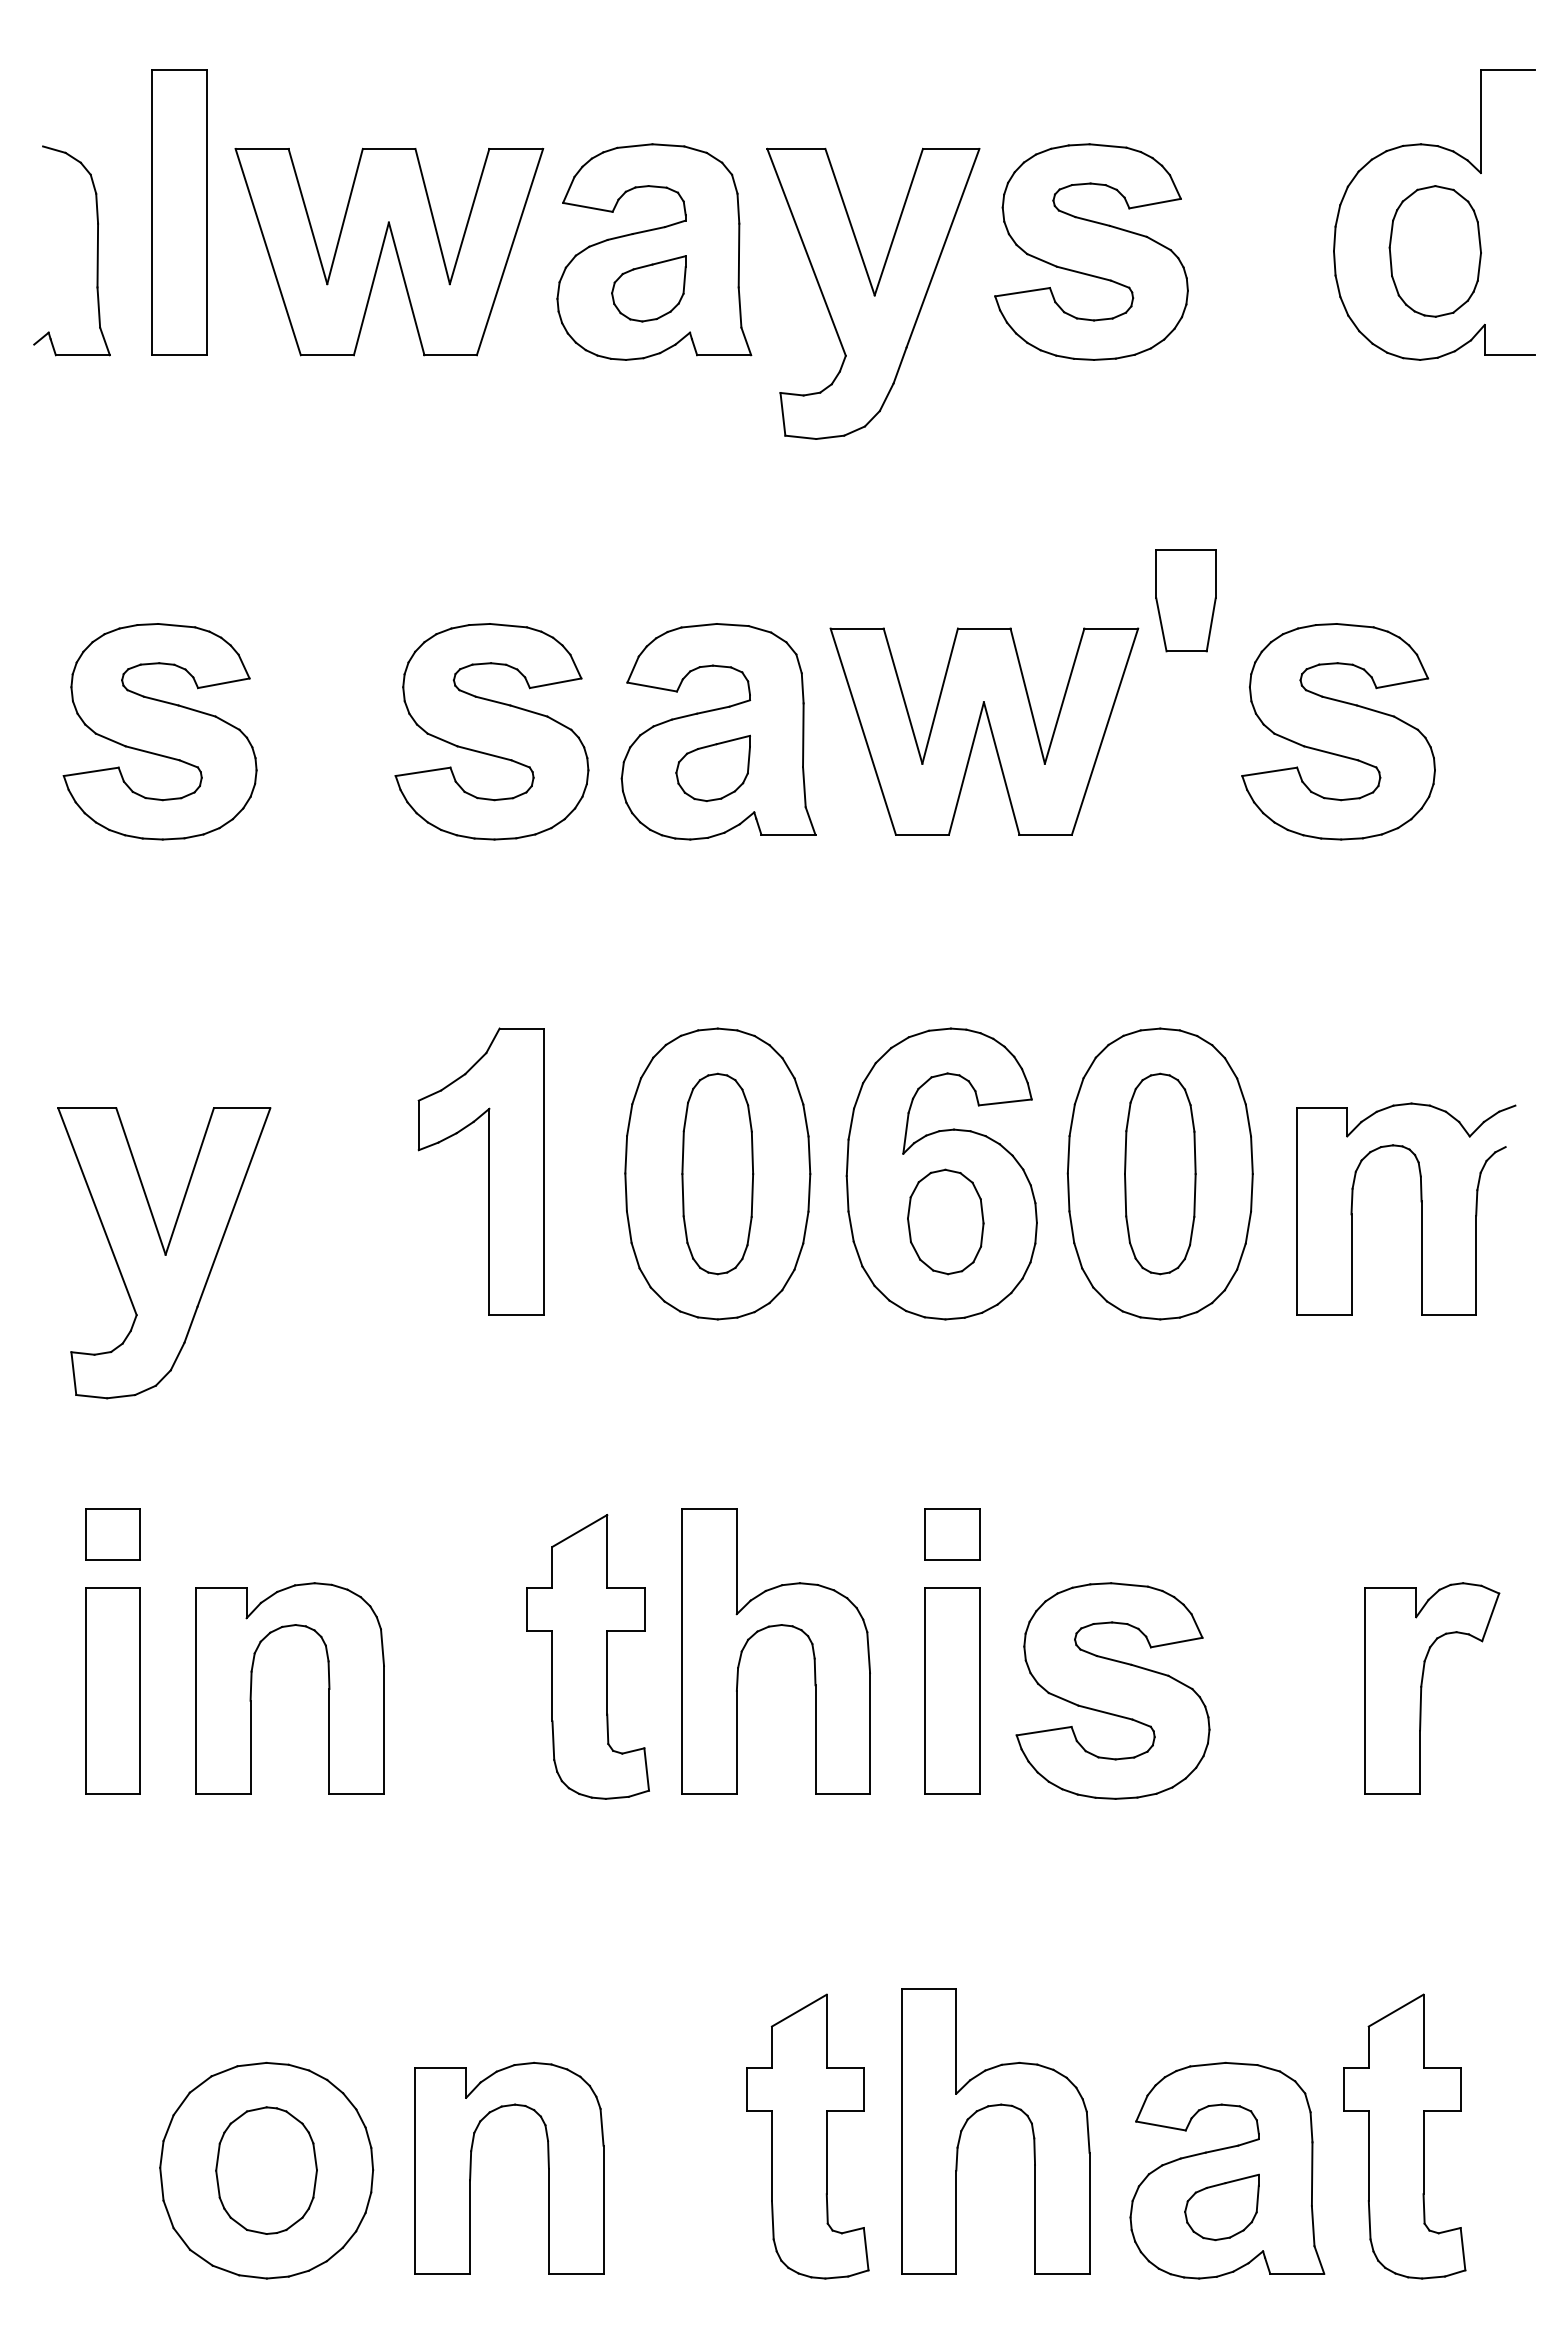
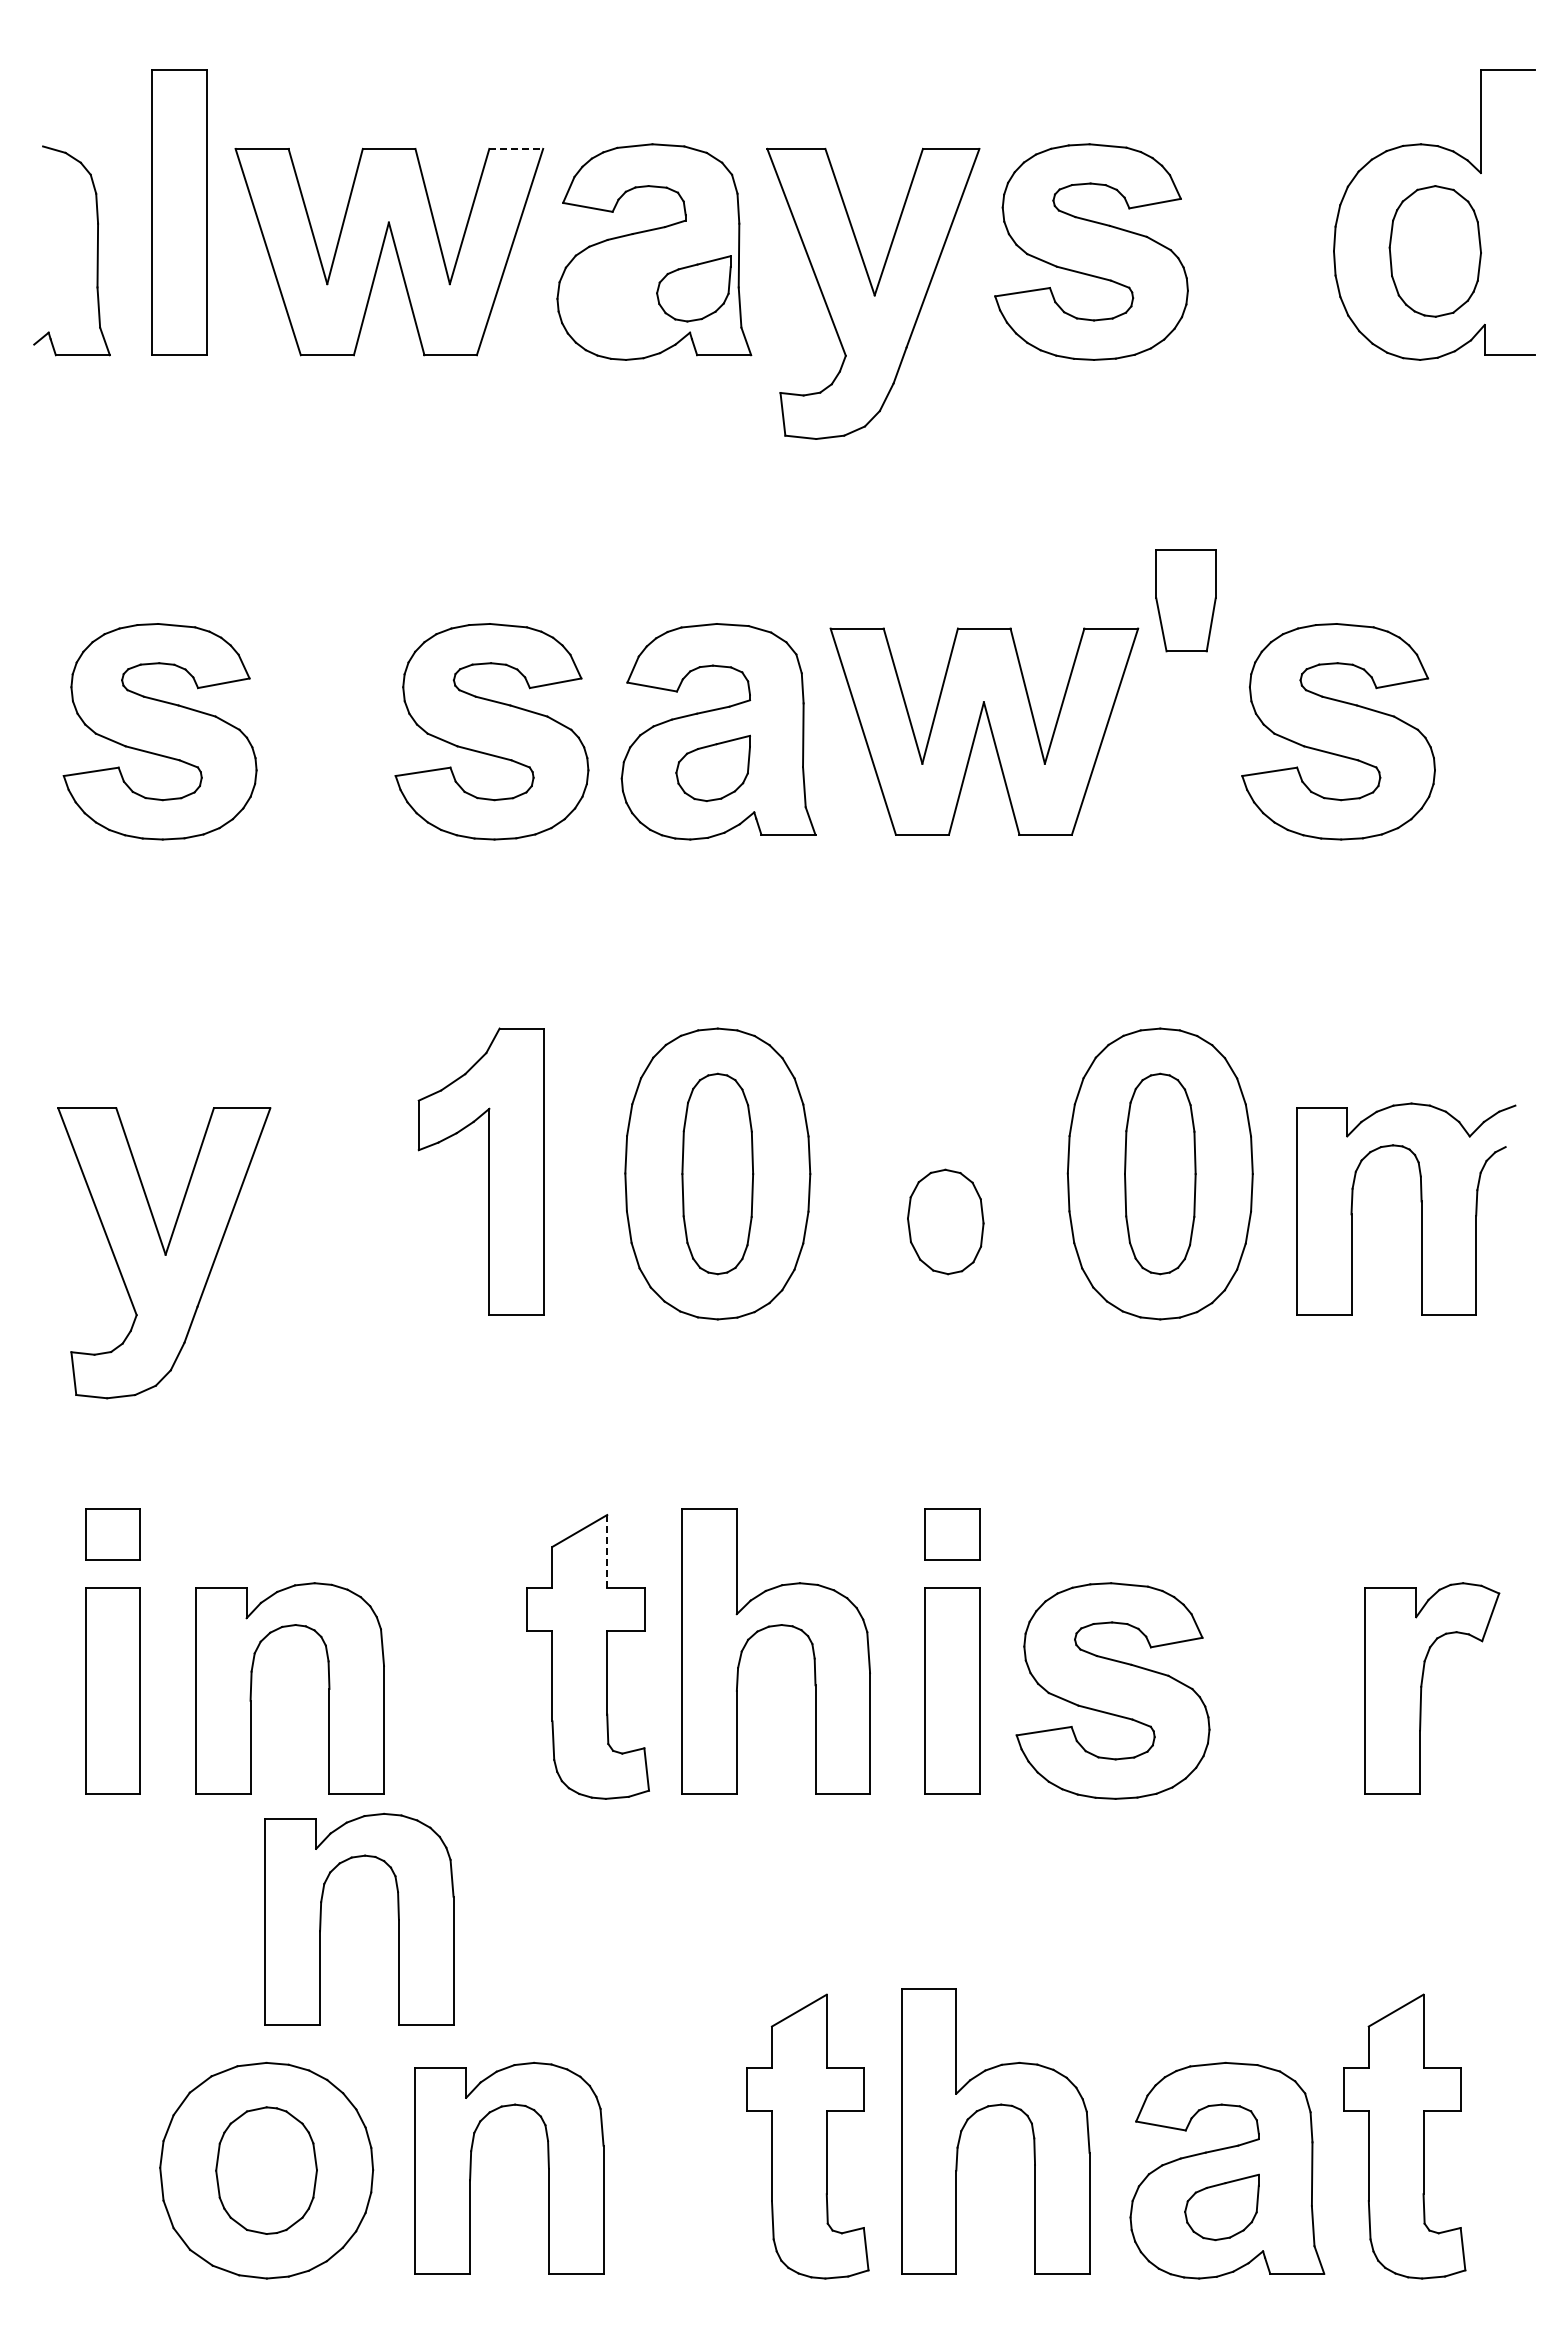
line: solid -> dashed (516, 148)
part position: (648, 288) -> (693, 288) (693, 288)
part: present -> none (941, 1173)
line: solid -> dashed (607, 1551)
part: none -> present (321, 1918)
